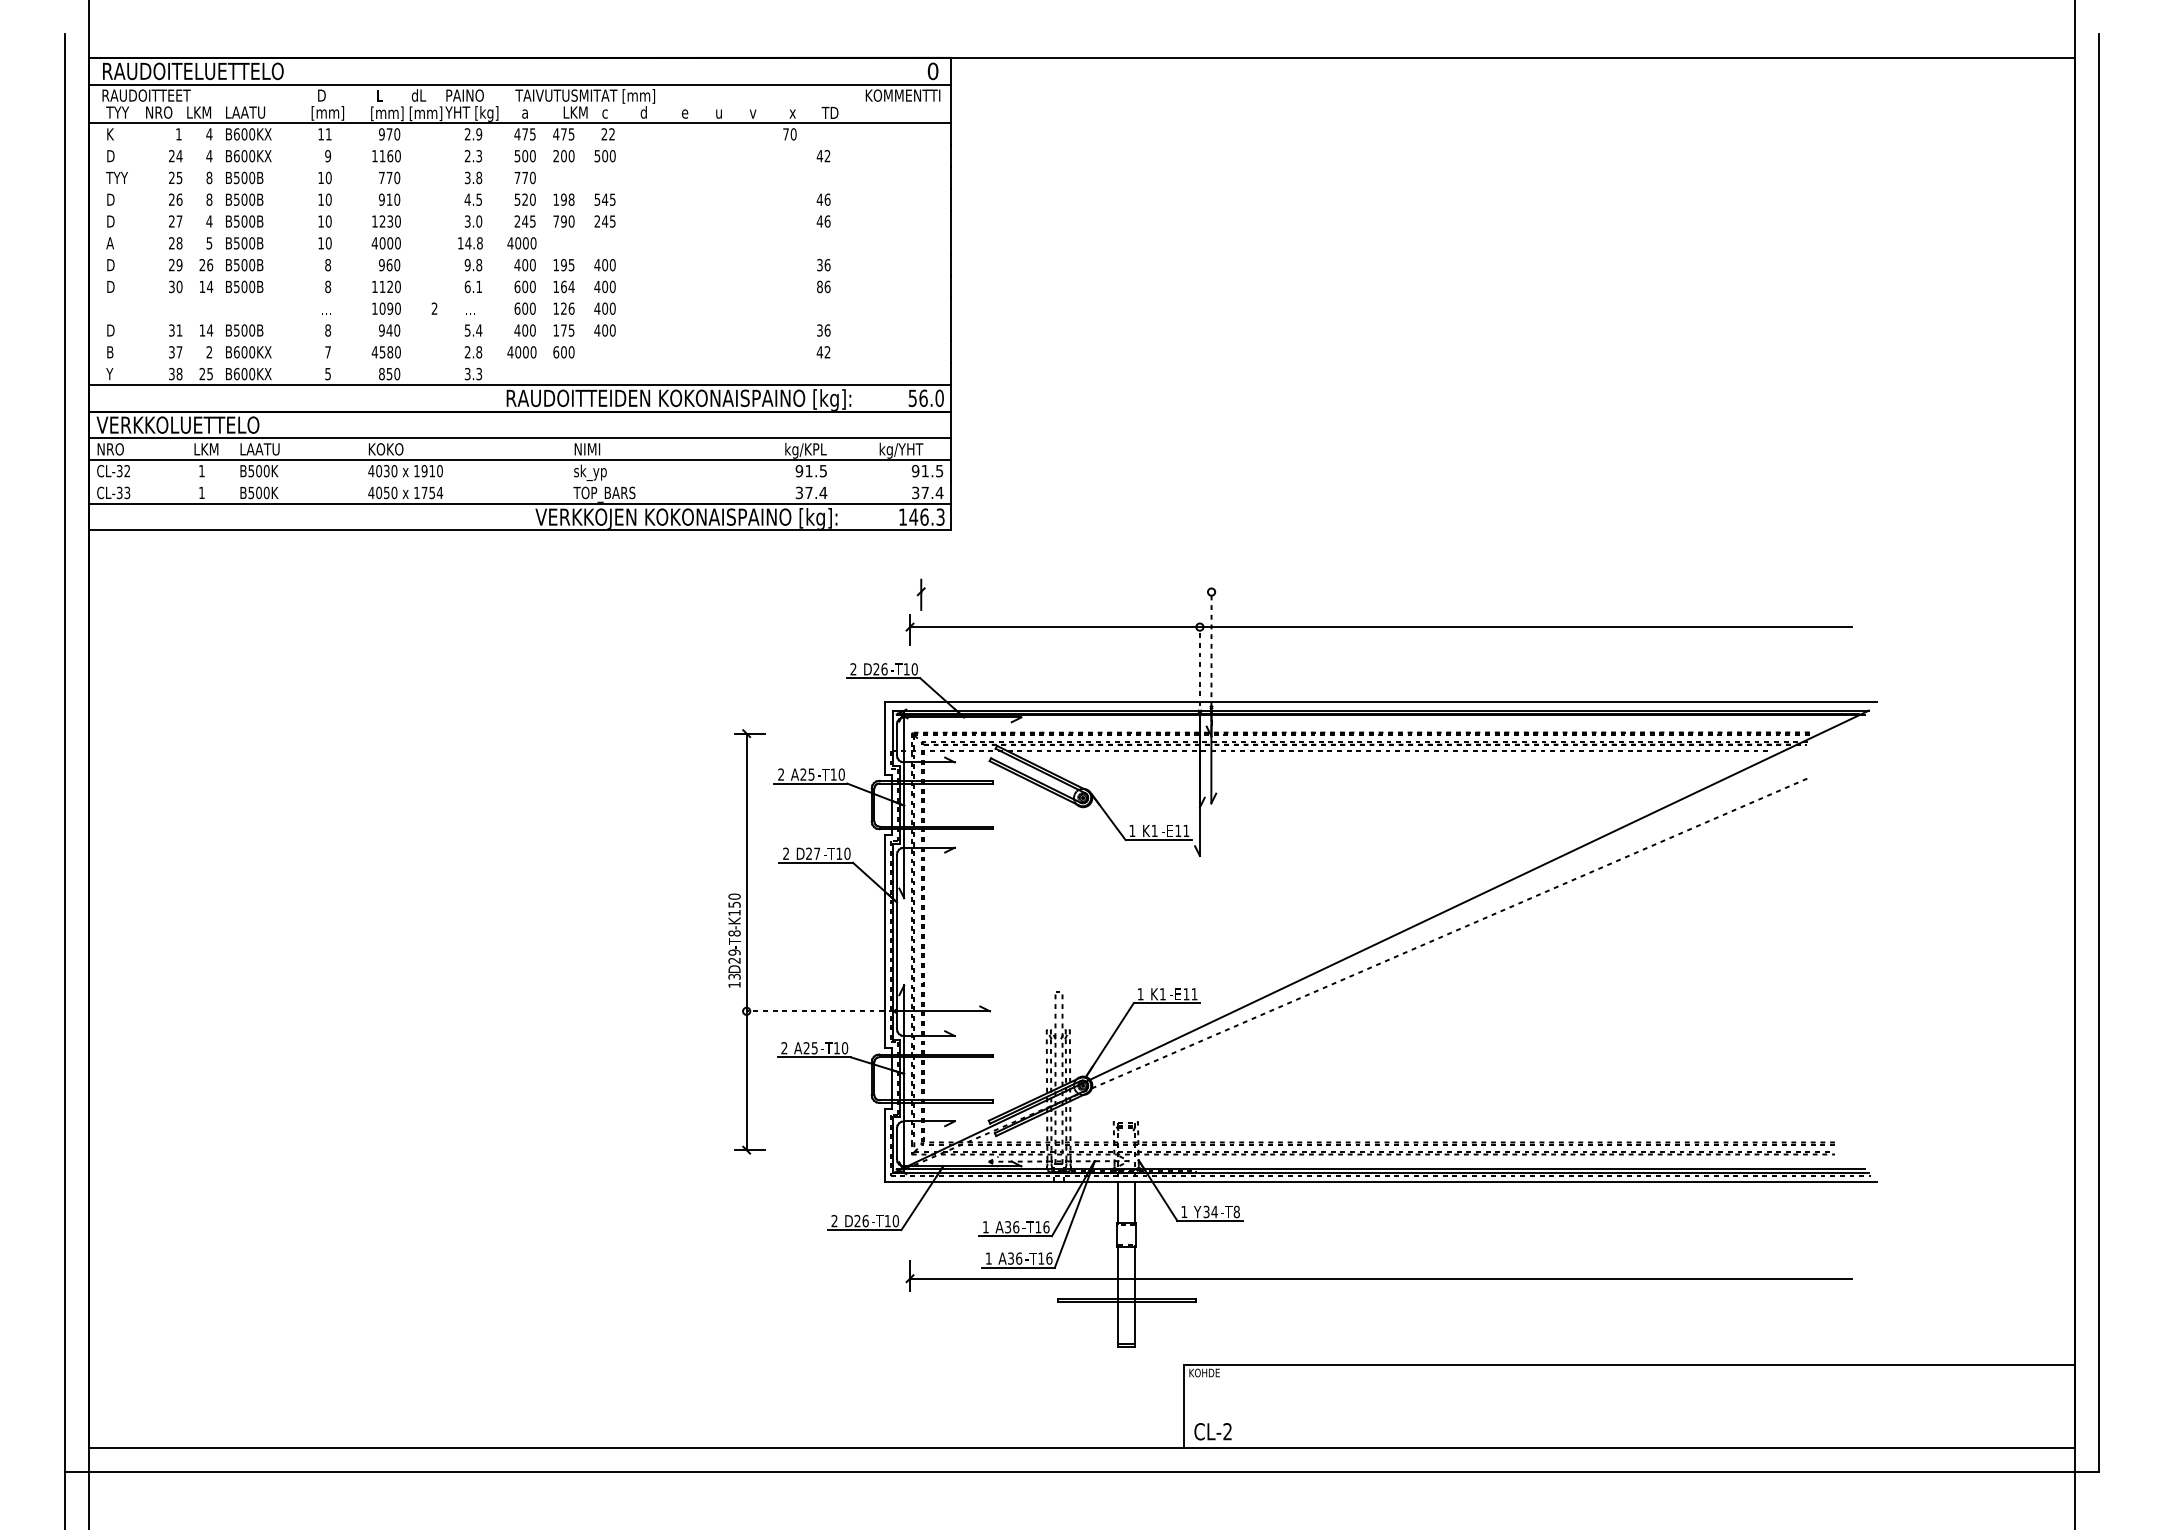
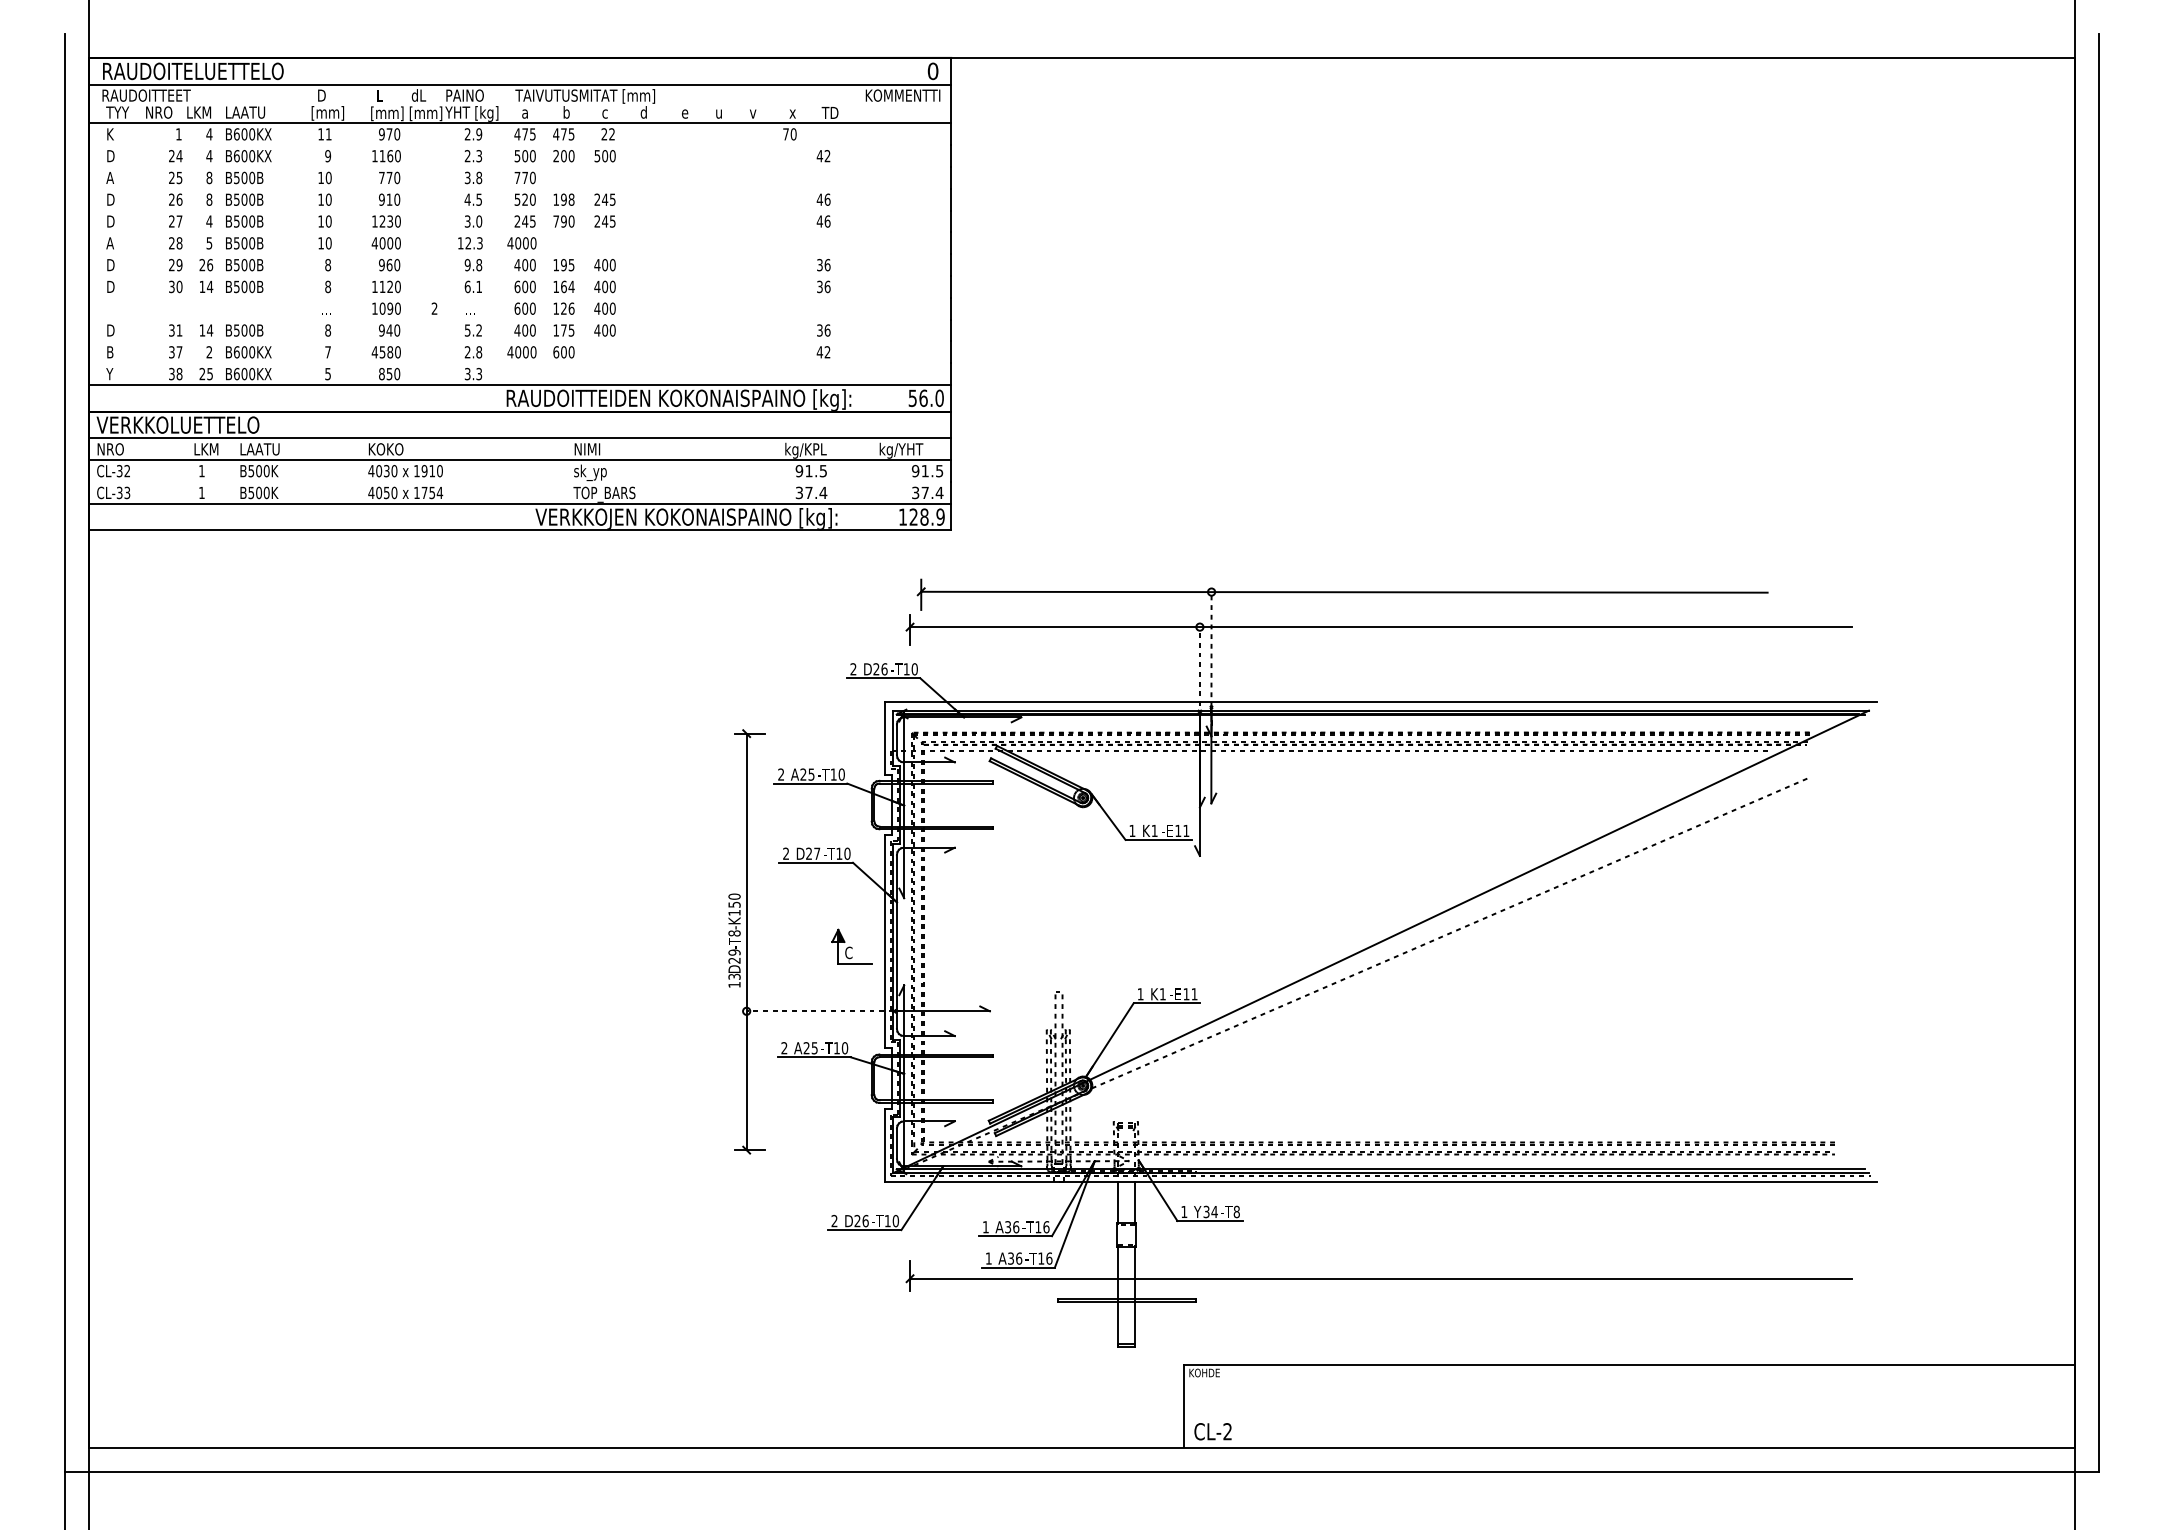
text: LKM -> b (575, 112)
text: TYY -> A (116, 177)
text: 545 -> 245 (597, 199)
text: 14.8 -> 12.3 (473, 243)
text: 86 -> 36 (819, 286)
text: 5.4 -> 5.2 (479, 330)
text: 146.3 -> 128.9 (926, 516)
line: none -> present (1344, 591)
part: none -> present (851, 946)
